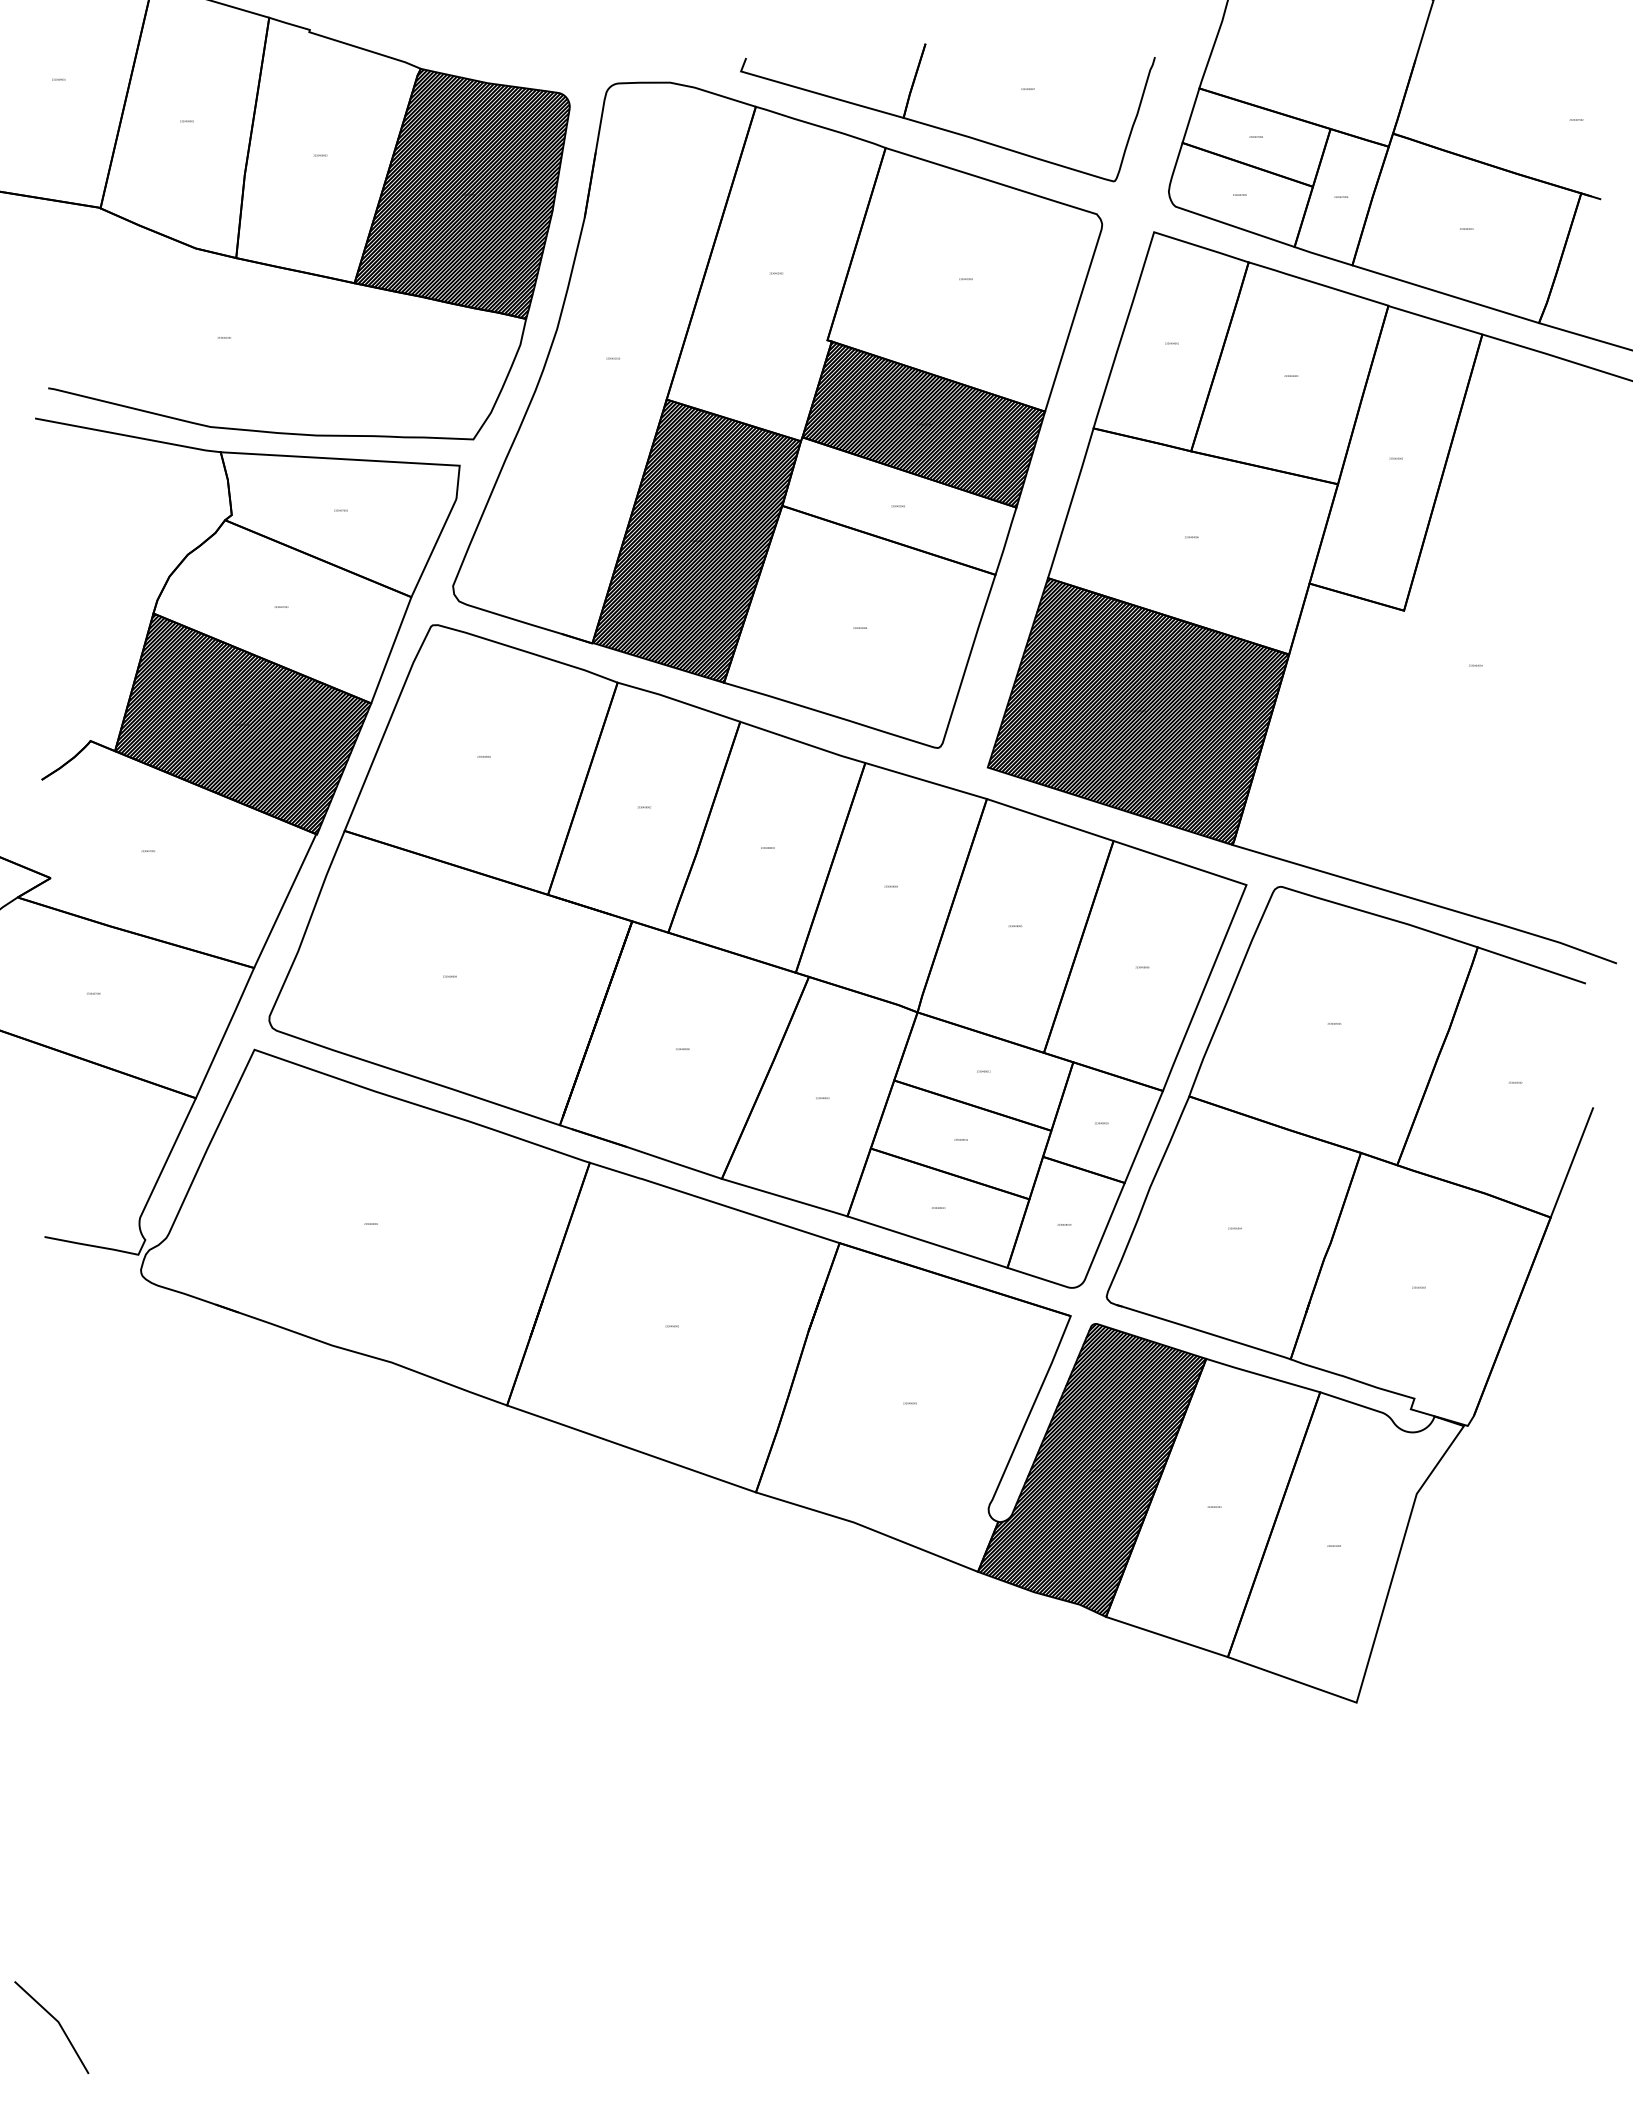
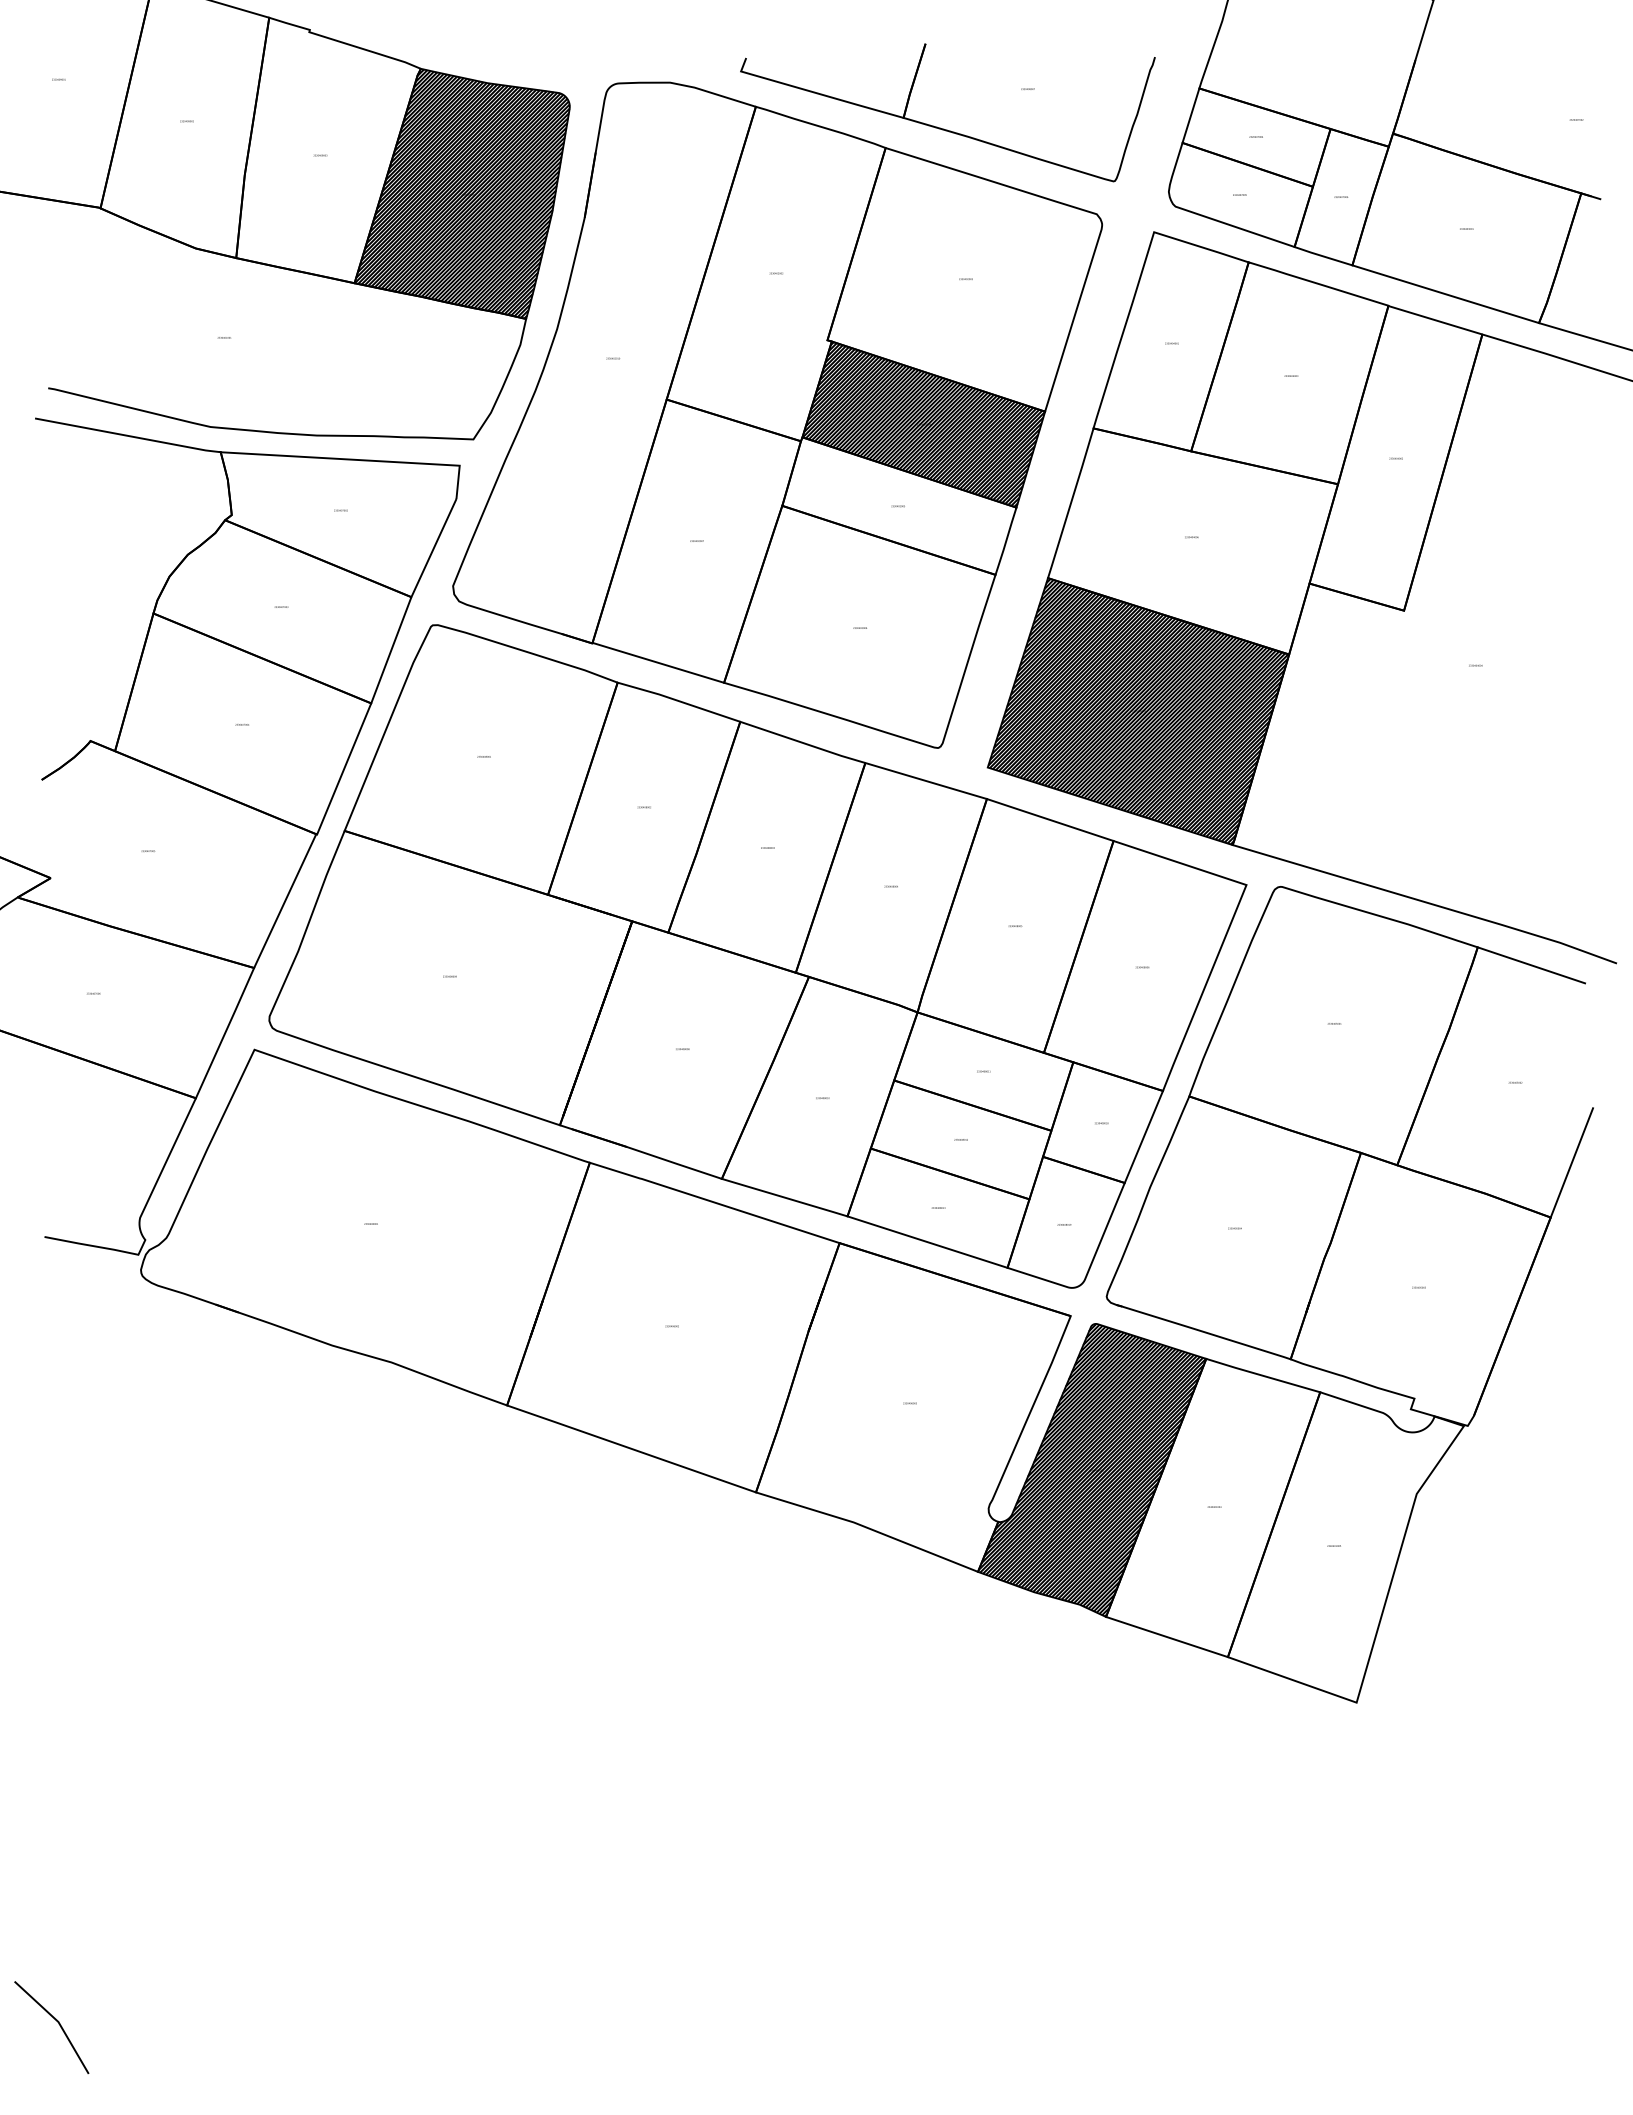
hatch: present -> none (696, 540)
hatch: present -> none (242, 723)
